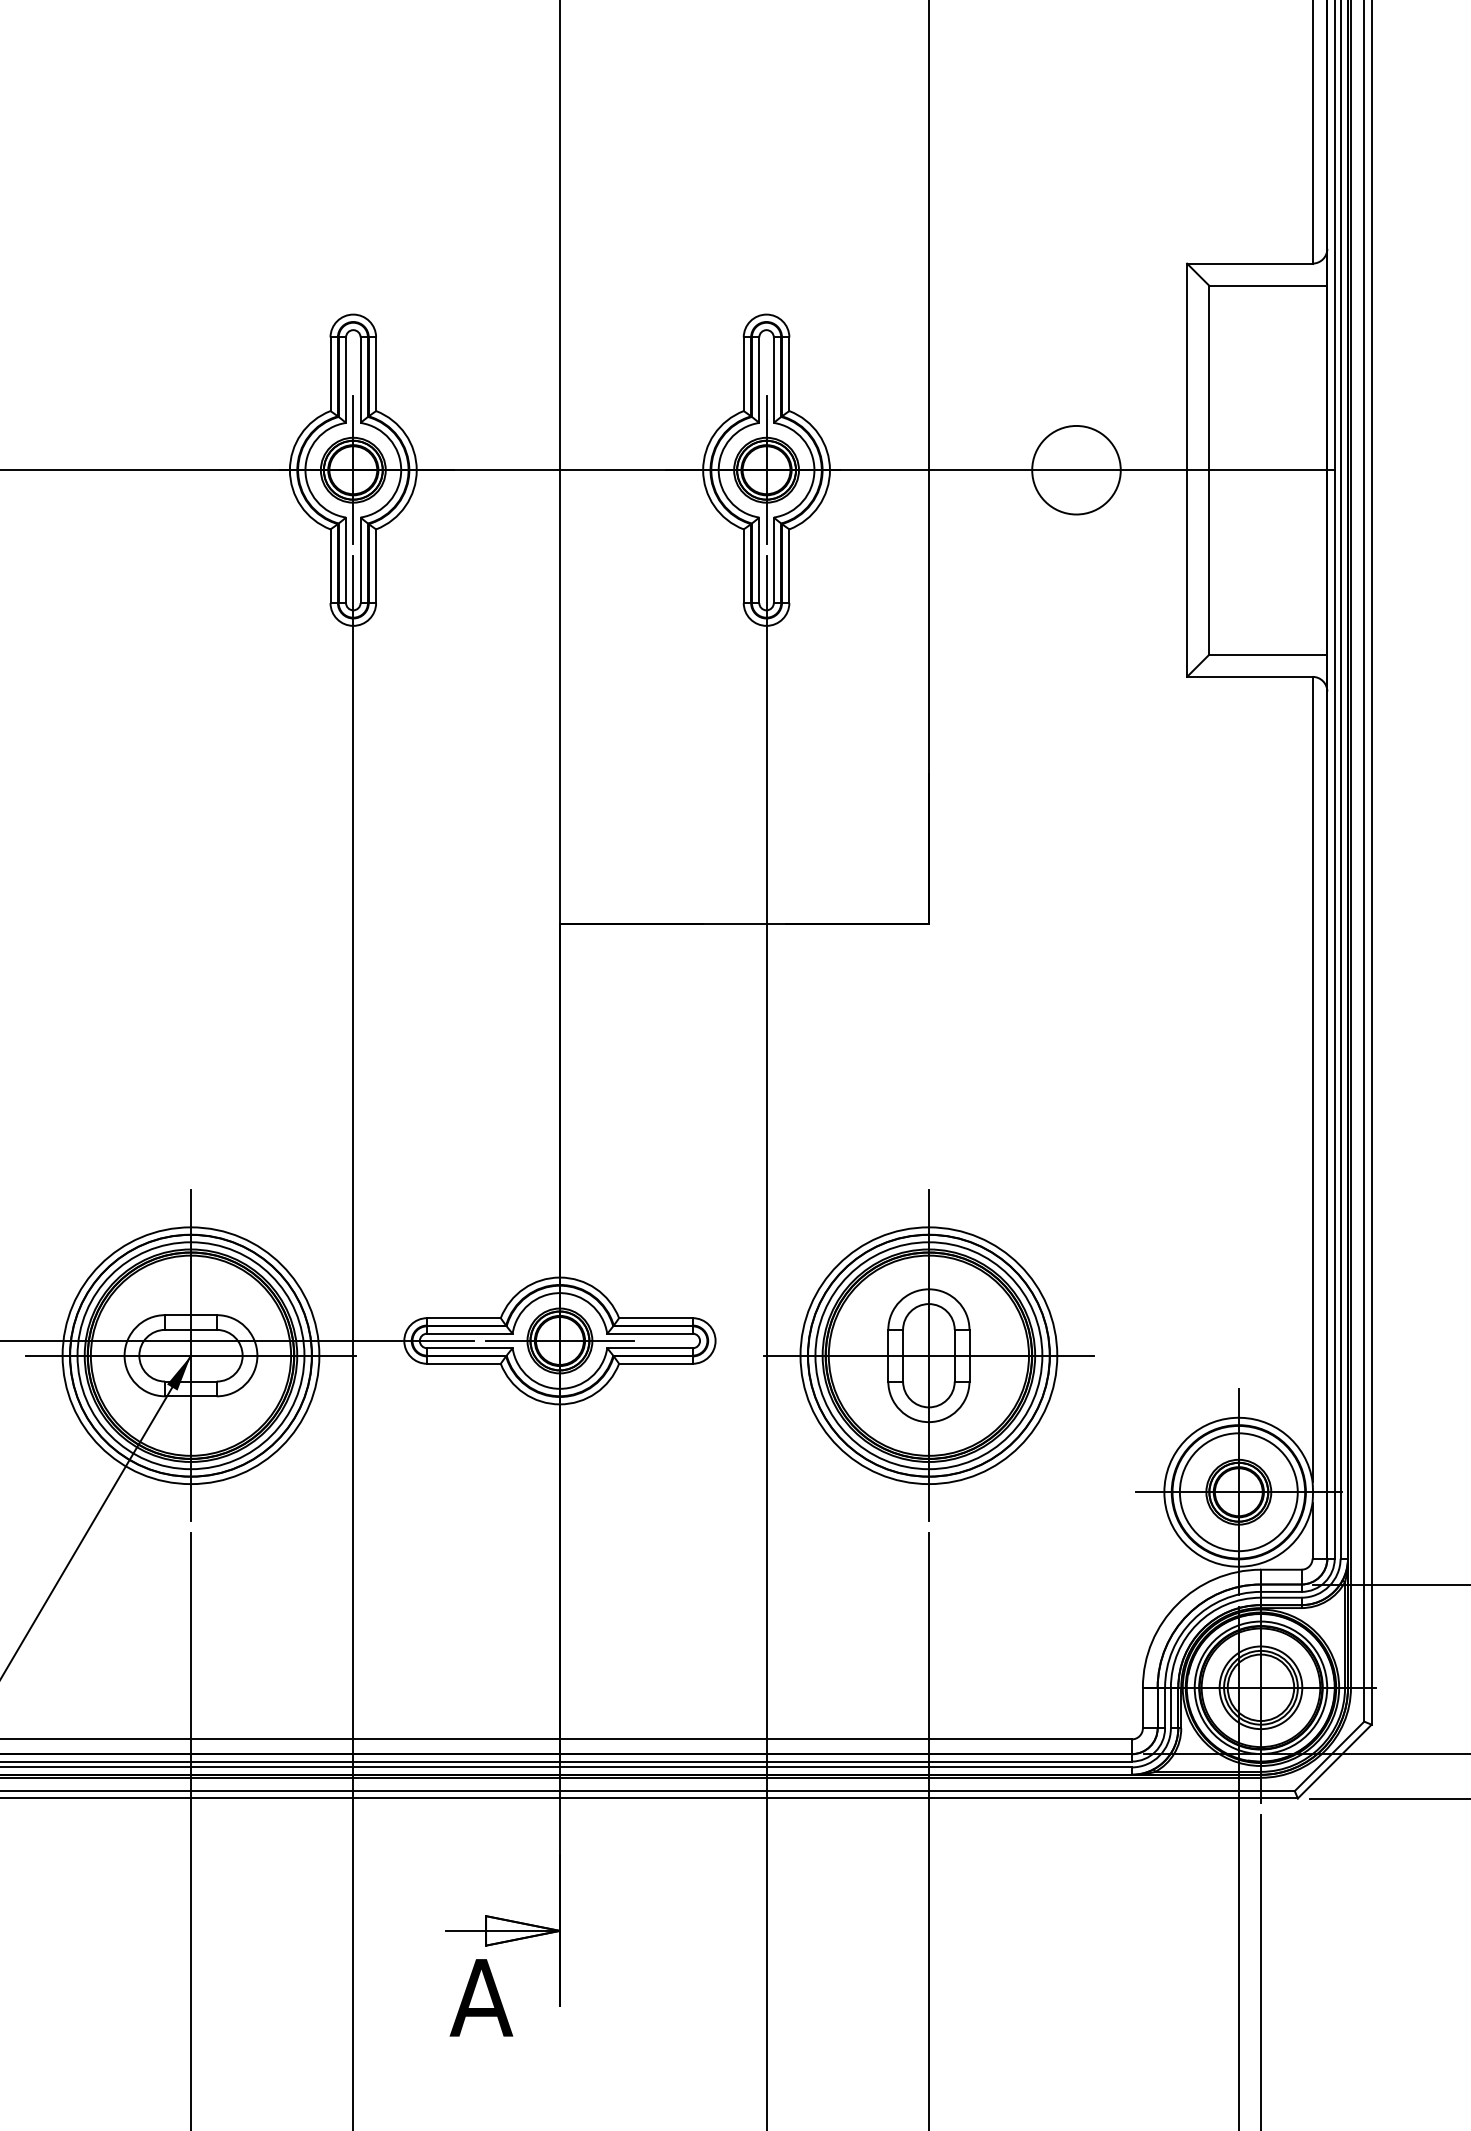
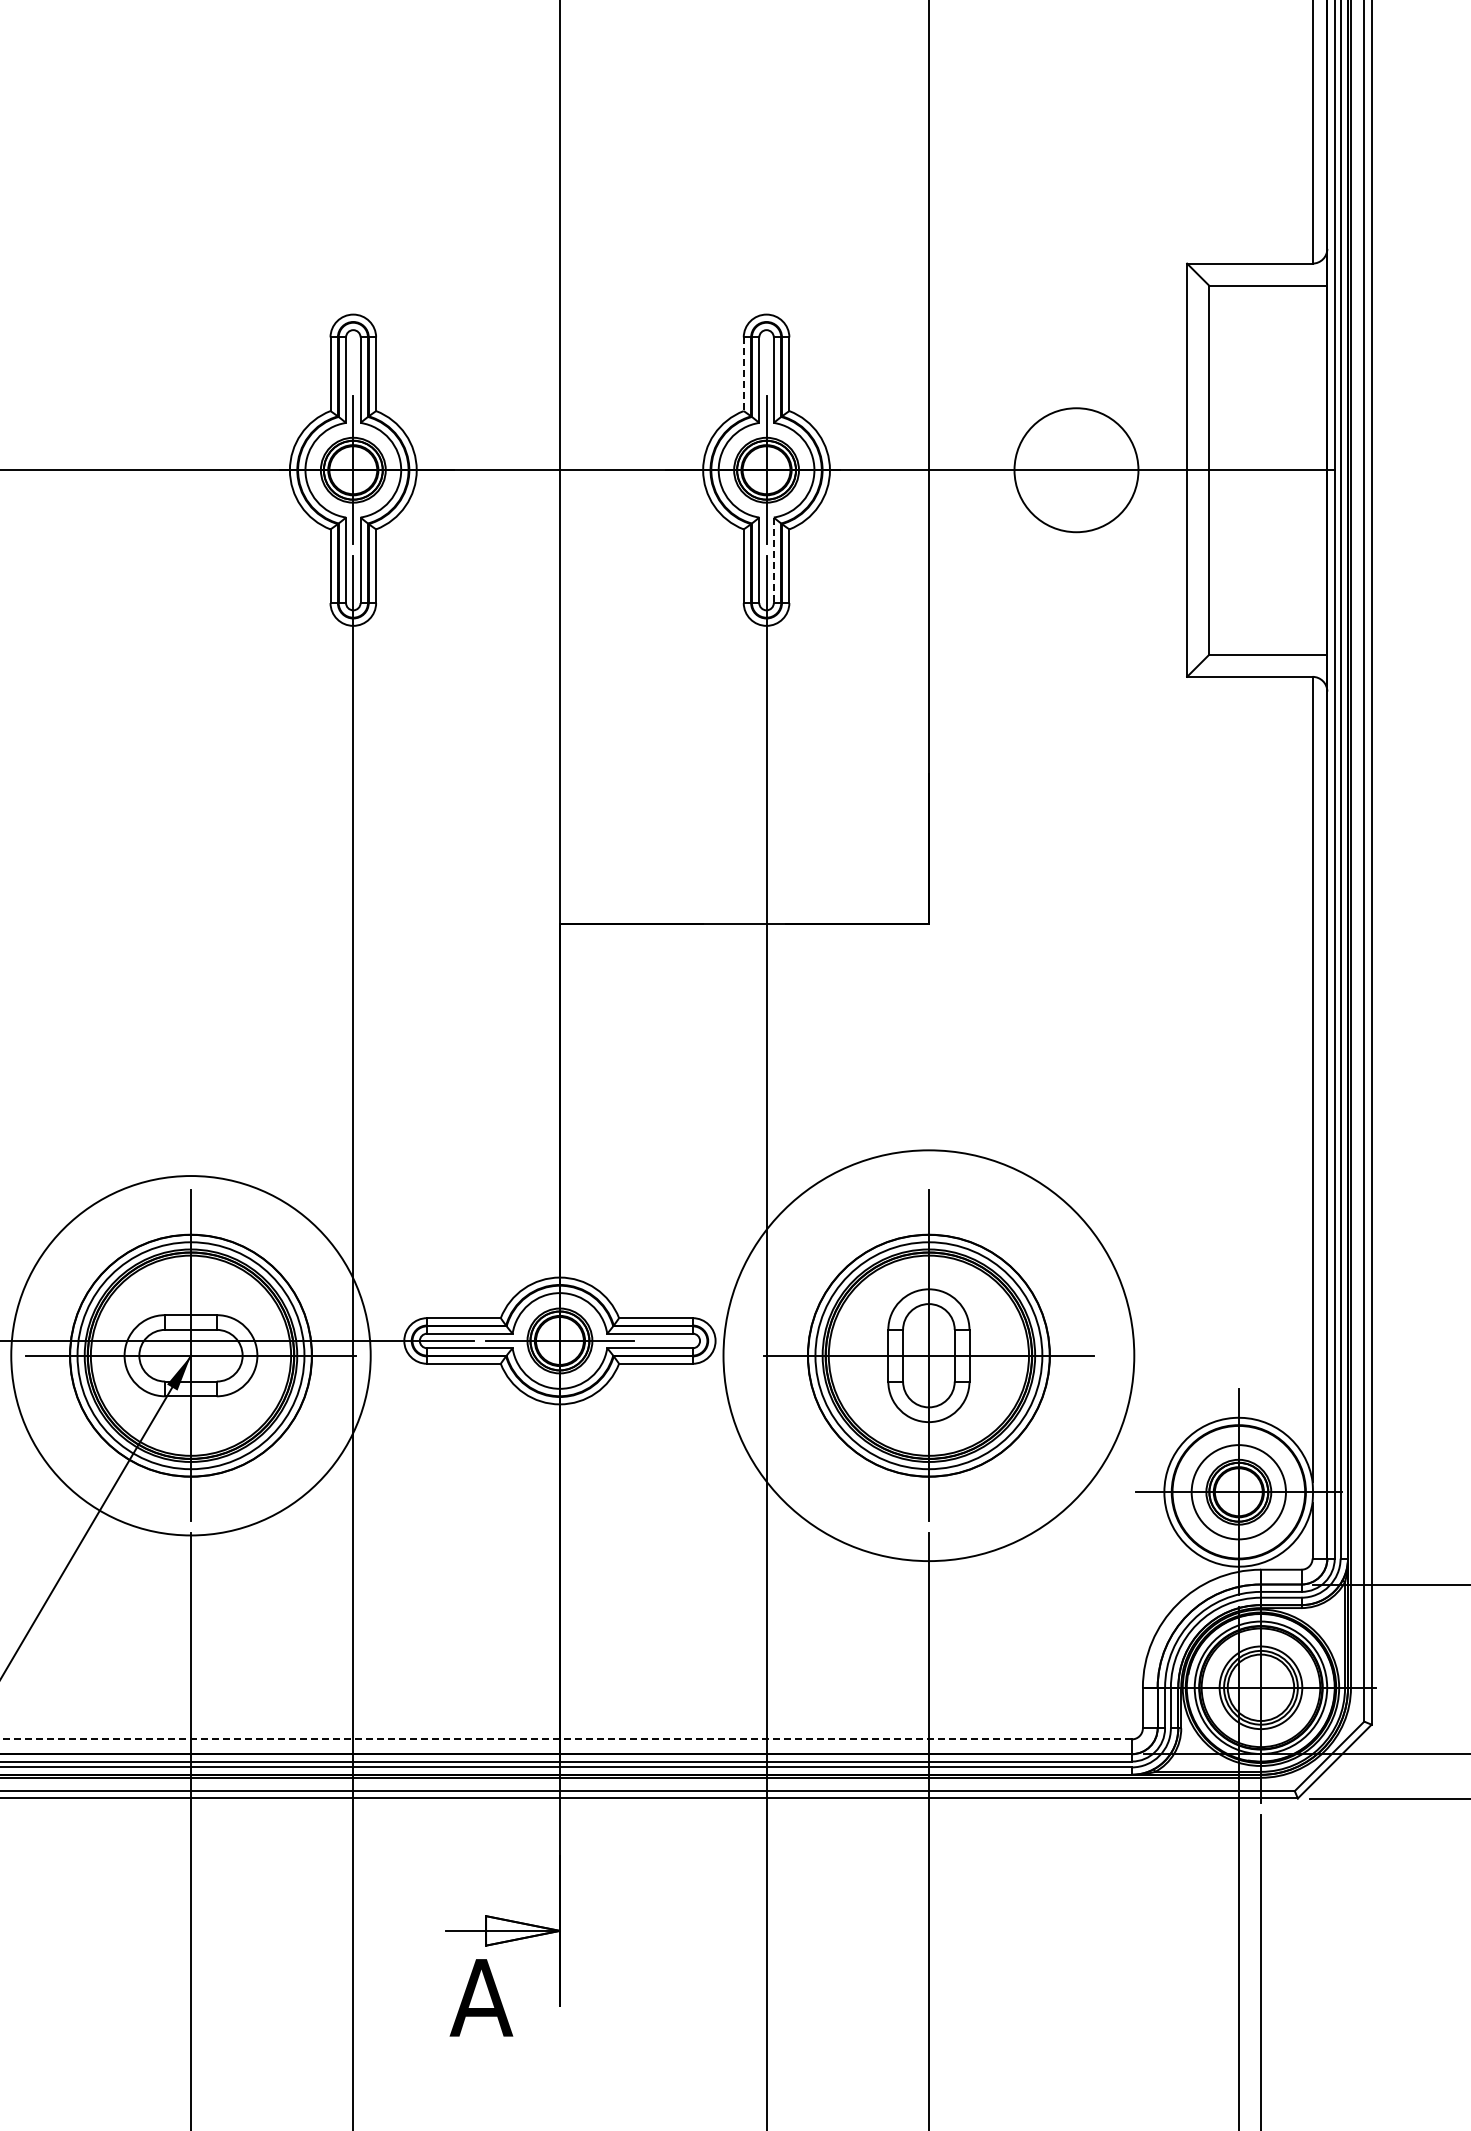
line: solid -> dashed (743, 374)
circle diameter: 89 px -> 124 px (1076, 470)
line: solid -> dashed (773, 560)
circle diameter: 257 px -> 359 px (190, 1355)
circle diameter: 257 px -> 411 px (928, 1355)
circle diameter: 118 px -> 94 px (1238, 1492)
line: solid -> dashed (565, 1739)
